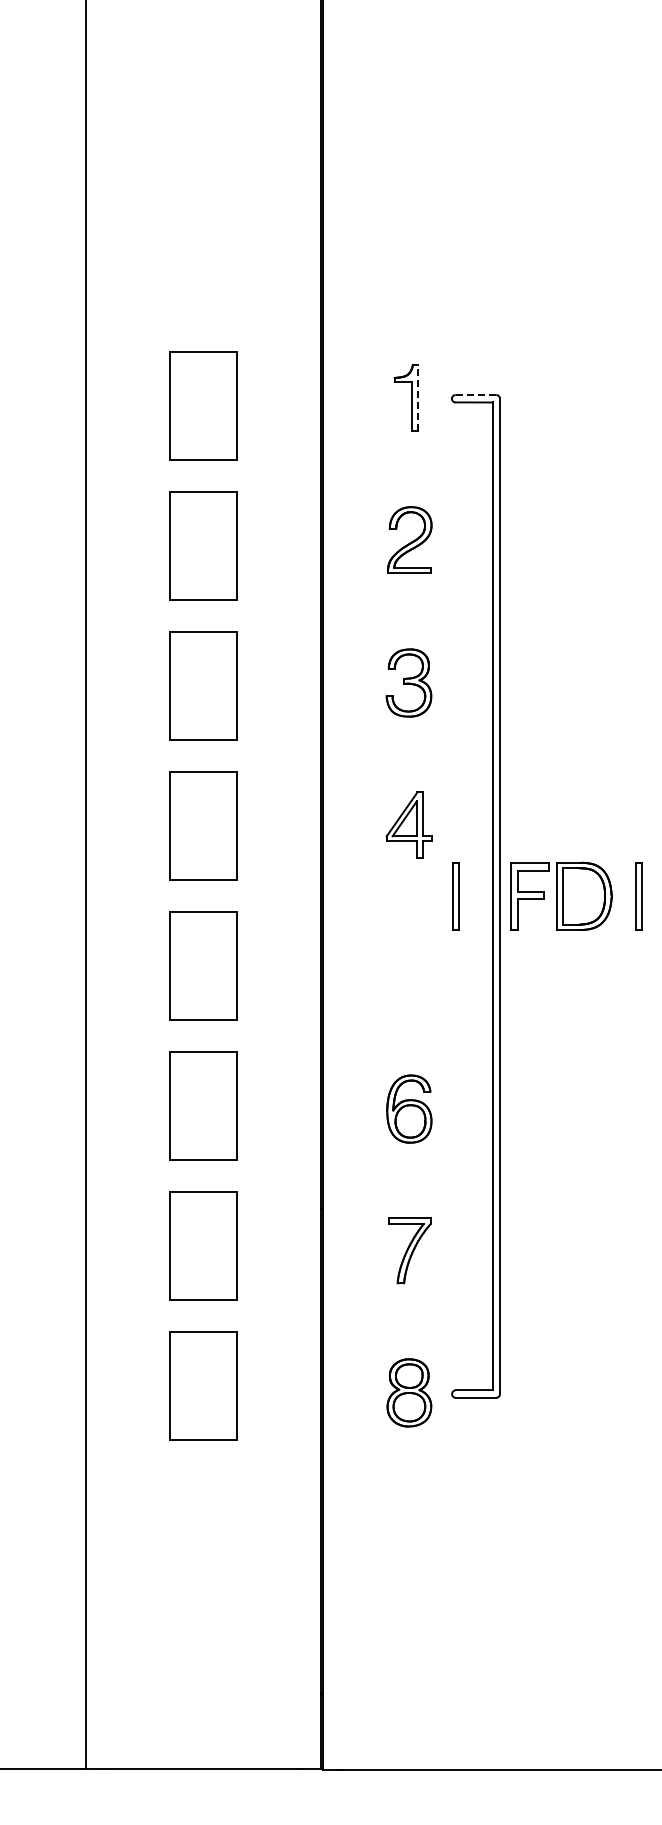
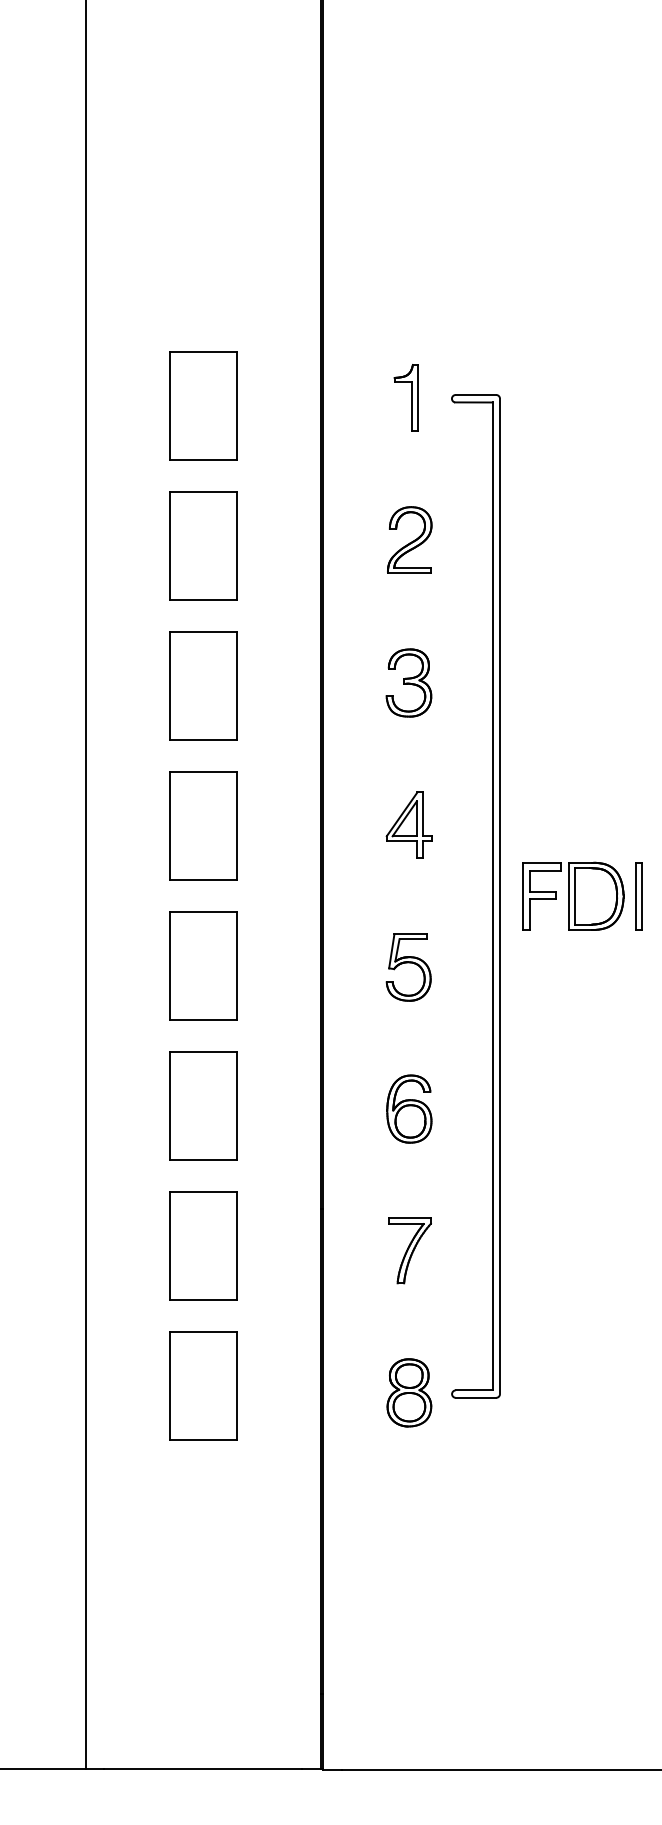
line: dashed -> solid (475, 395)
line: dashed -> solid (417, 397)
part position: (561, 895) -> (573, 895) (573, 895)
part: present -> none (455, 896)
part: none -> present (408, 967)
